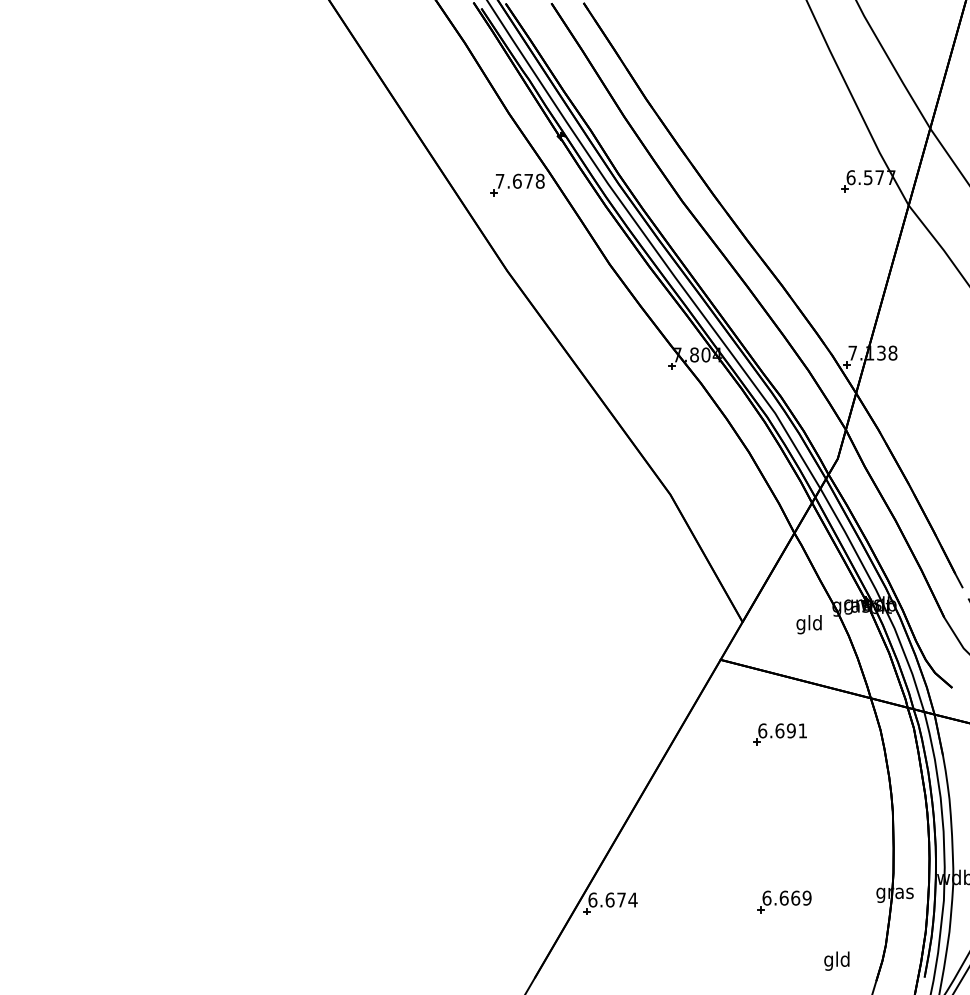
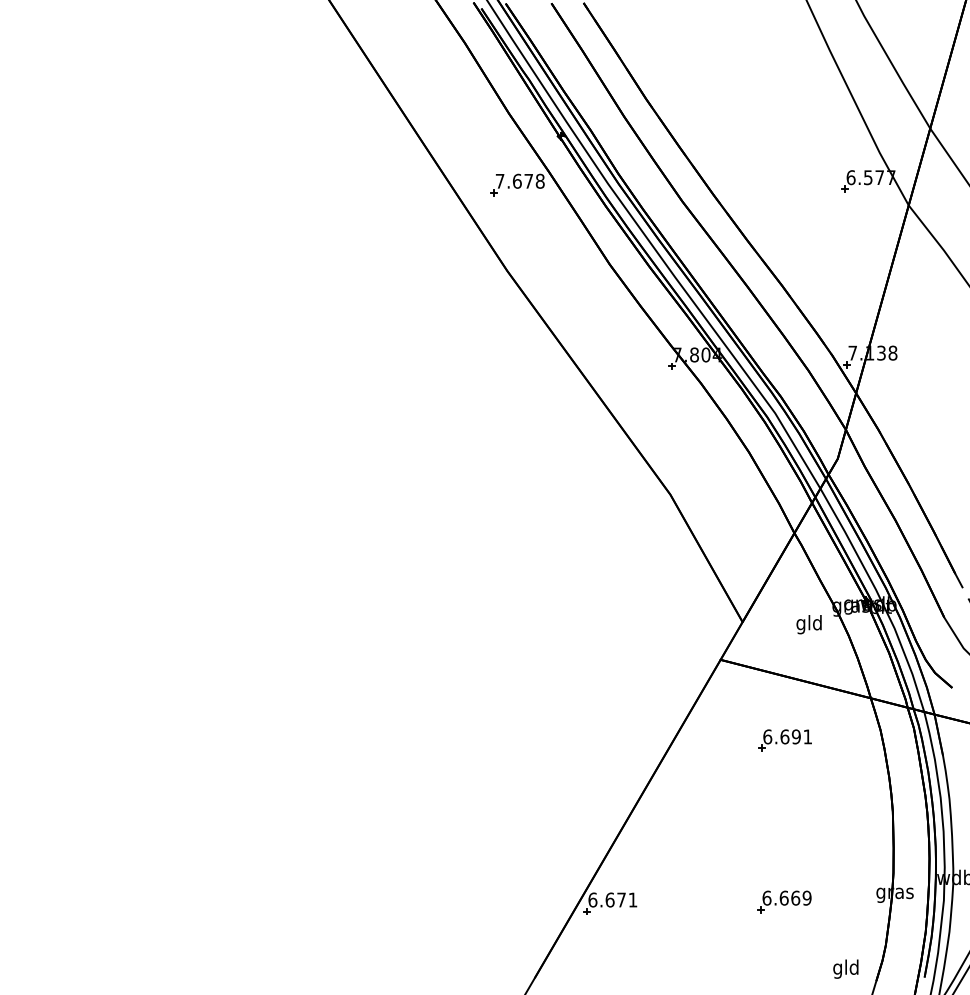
part position: (779, 734) -> (784, 740) (784, 740)
text: 6.674 -> 6.671 (632, 899)
text position: (836, 960) -> (845, 968) (845, 968)
